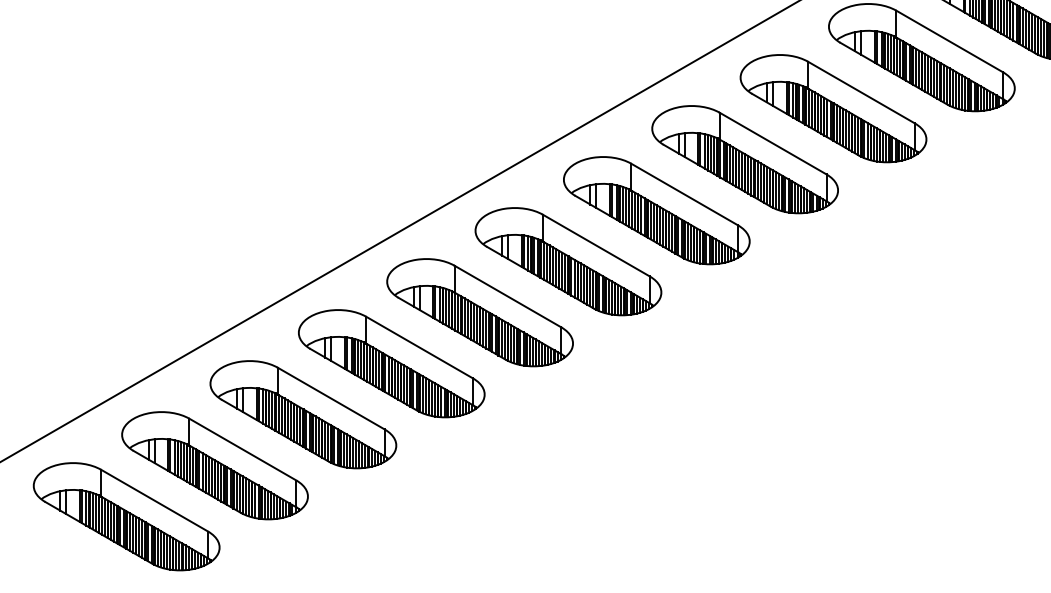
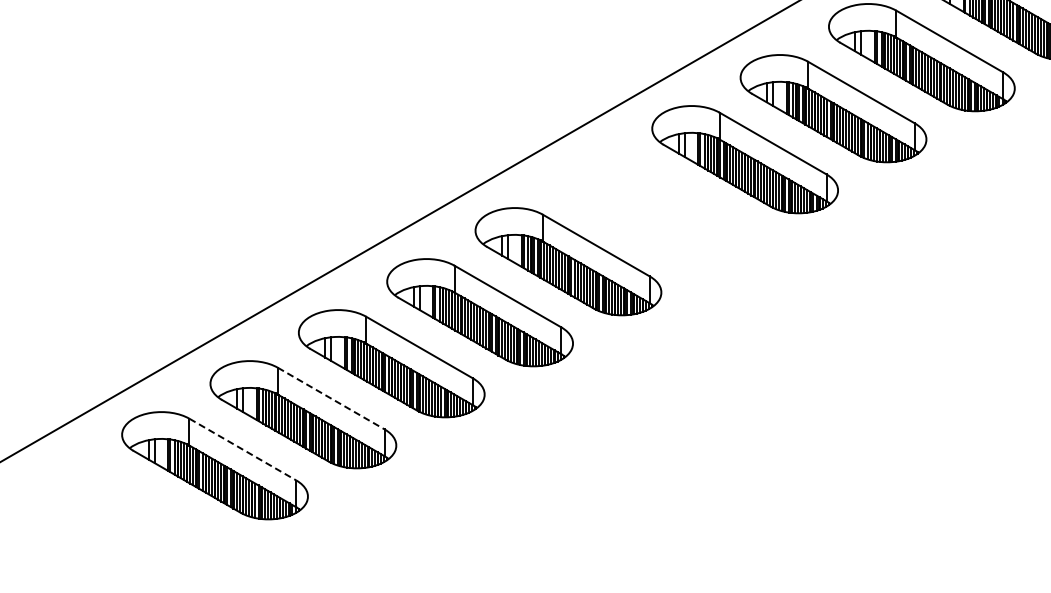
part: present -> none (656, 210)
line: solid -> dashed (331, 398)
line: solid -> dashed (242, 449)
part: present -> none (126, 516)
